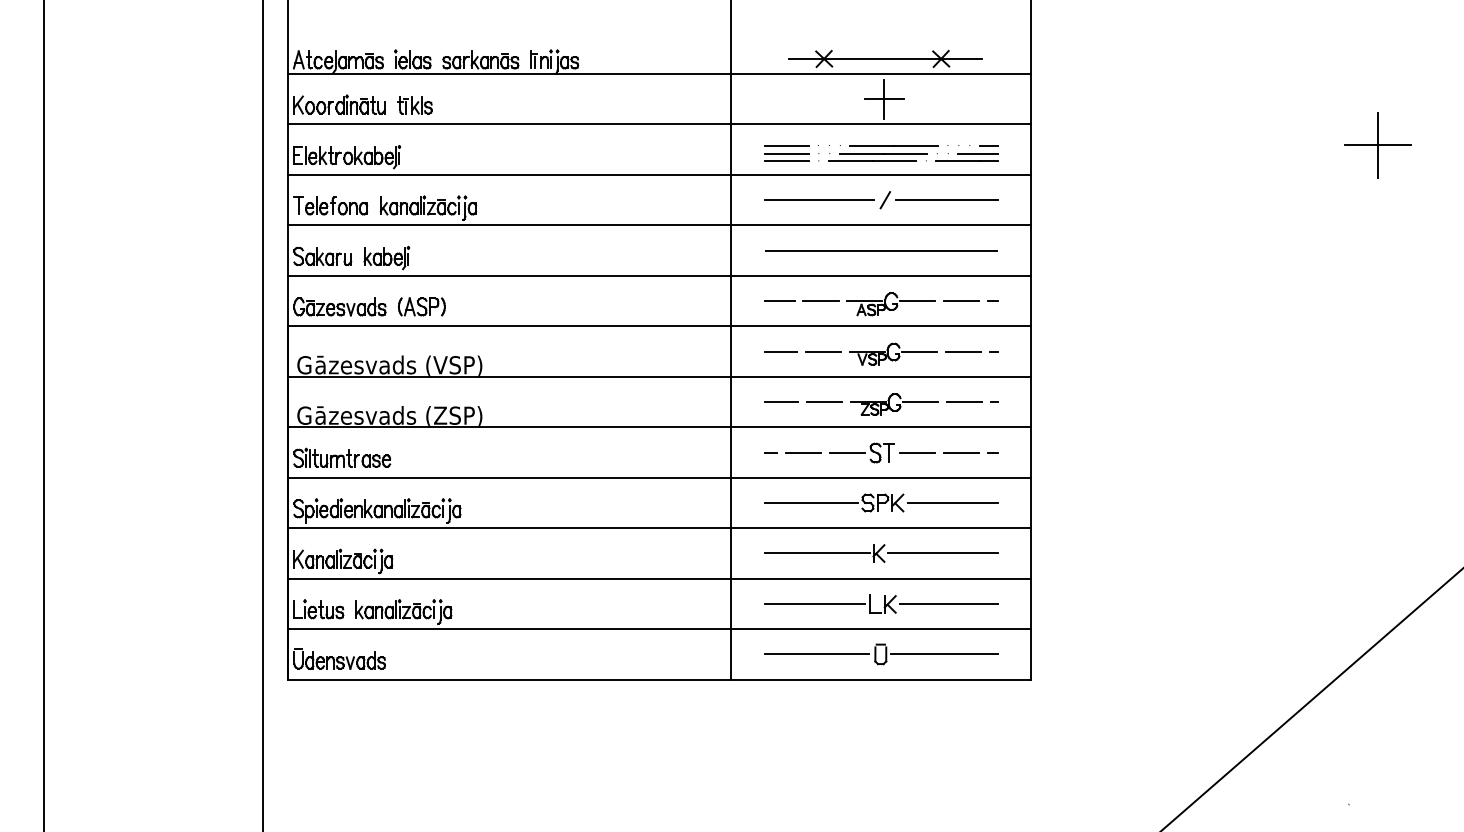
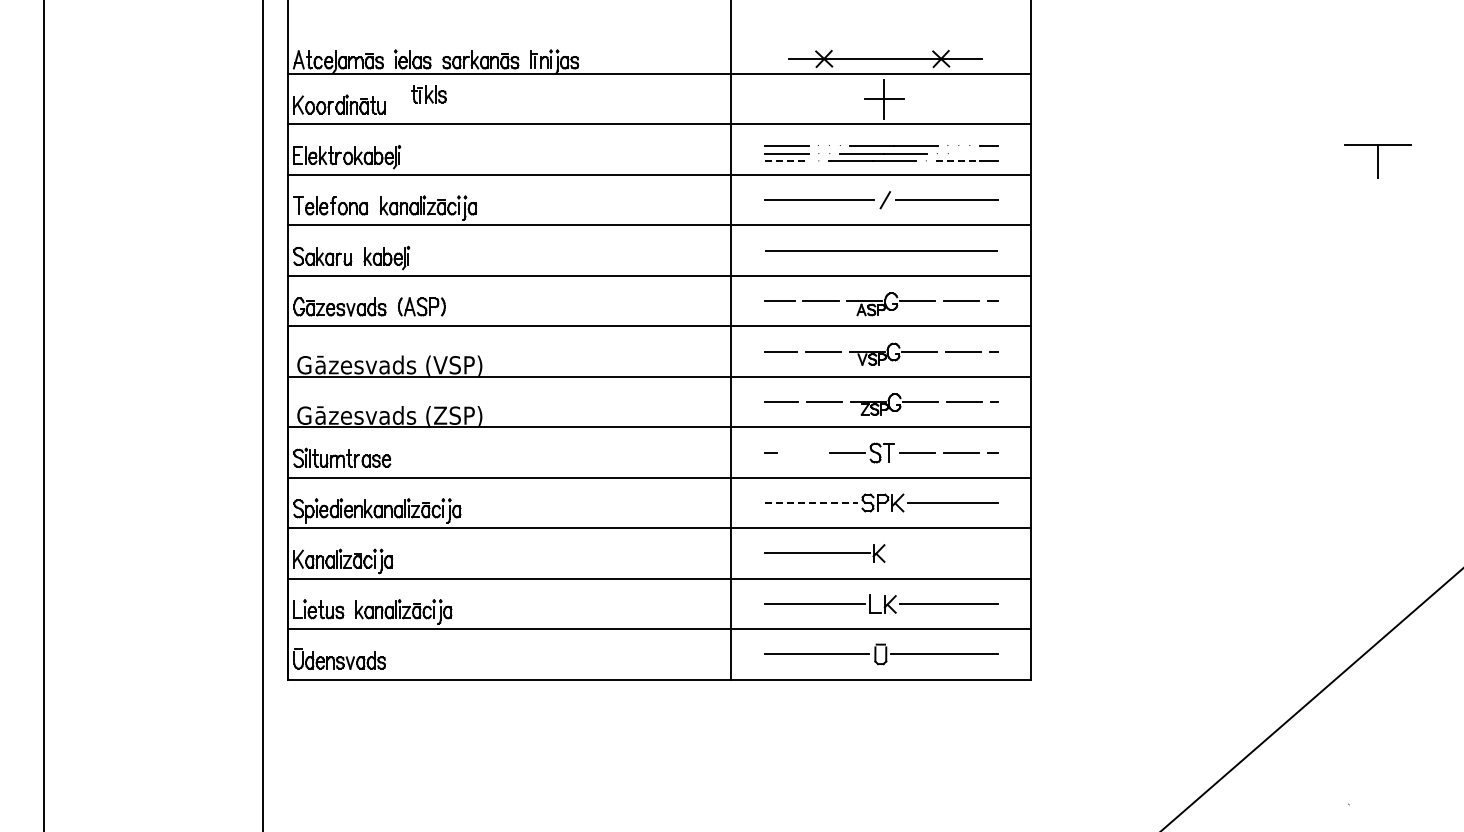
part position: (414, 105) -> (428, 94) (428, 94)
line: present -> none (1378, 128)
line: present -> none (978, 153)
line: solid -> dashed (787, 160)
line: solid -> dashed (958, 160)
line: present -> none (803, 452)
line: solid -> dashed (811, 503)
line: present -> none (942, 553)
